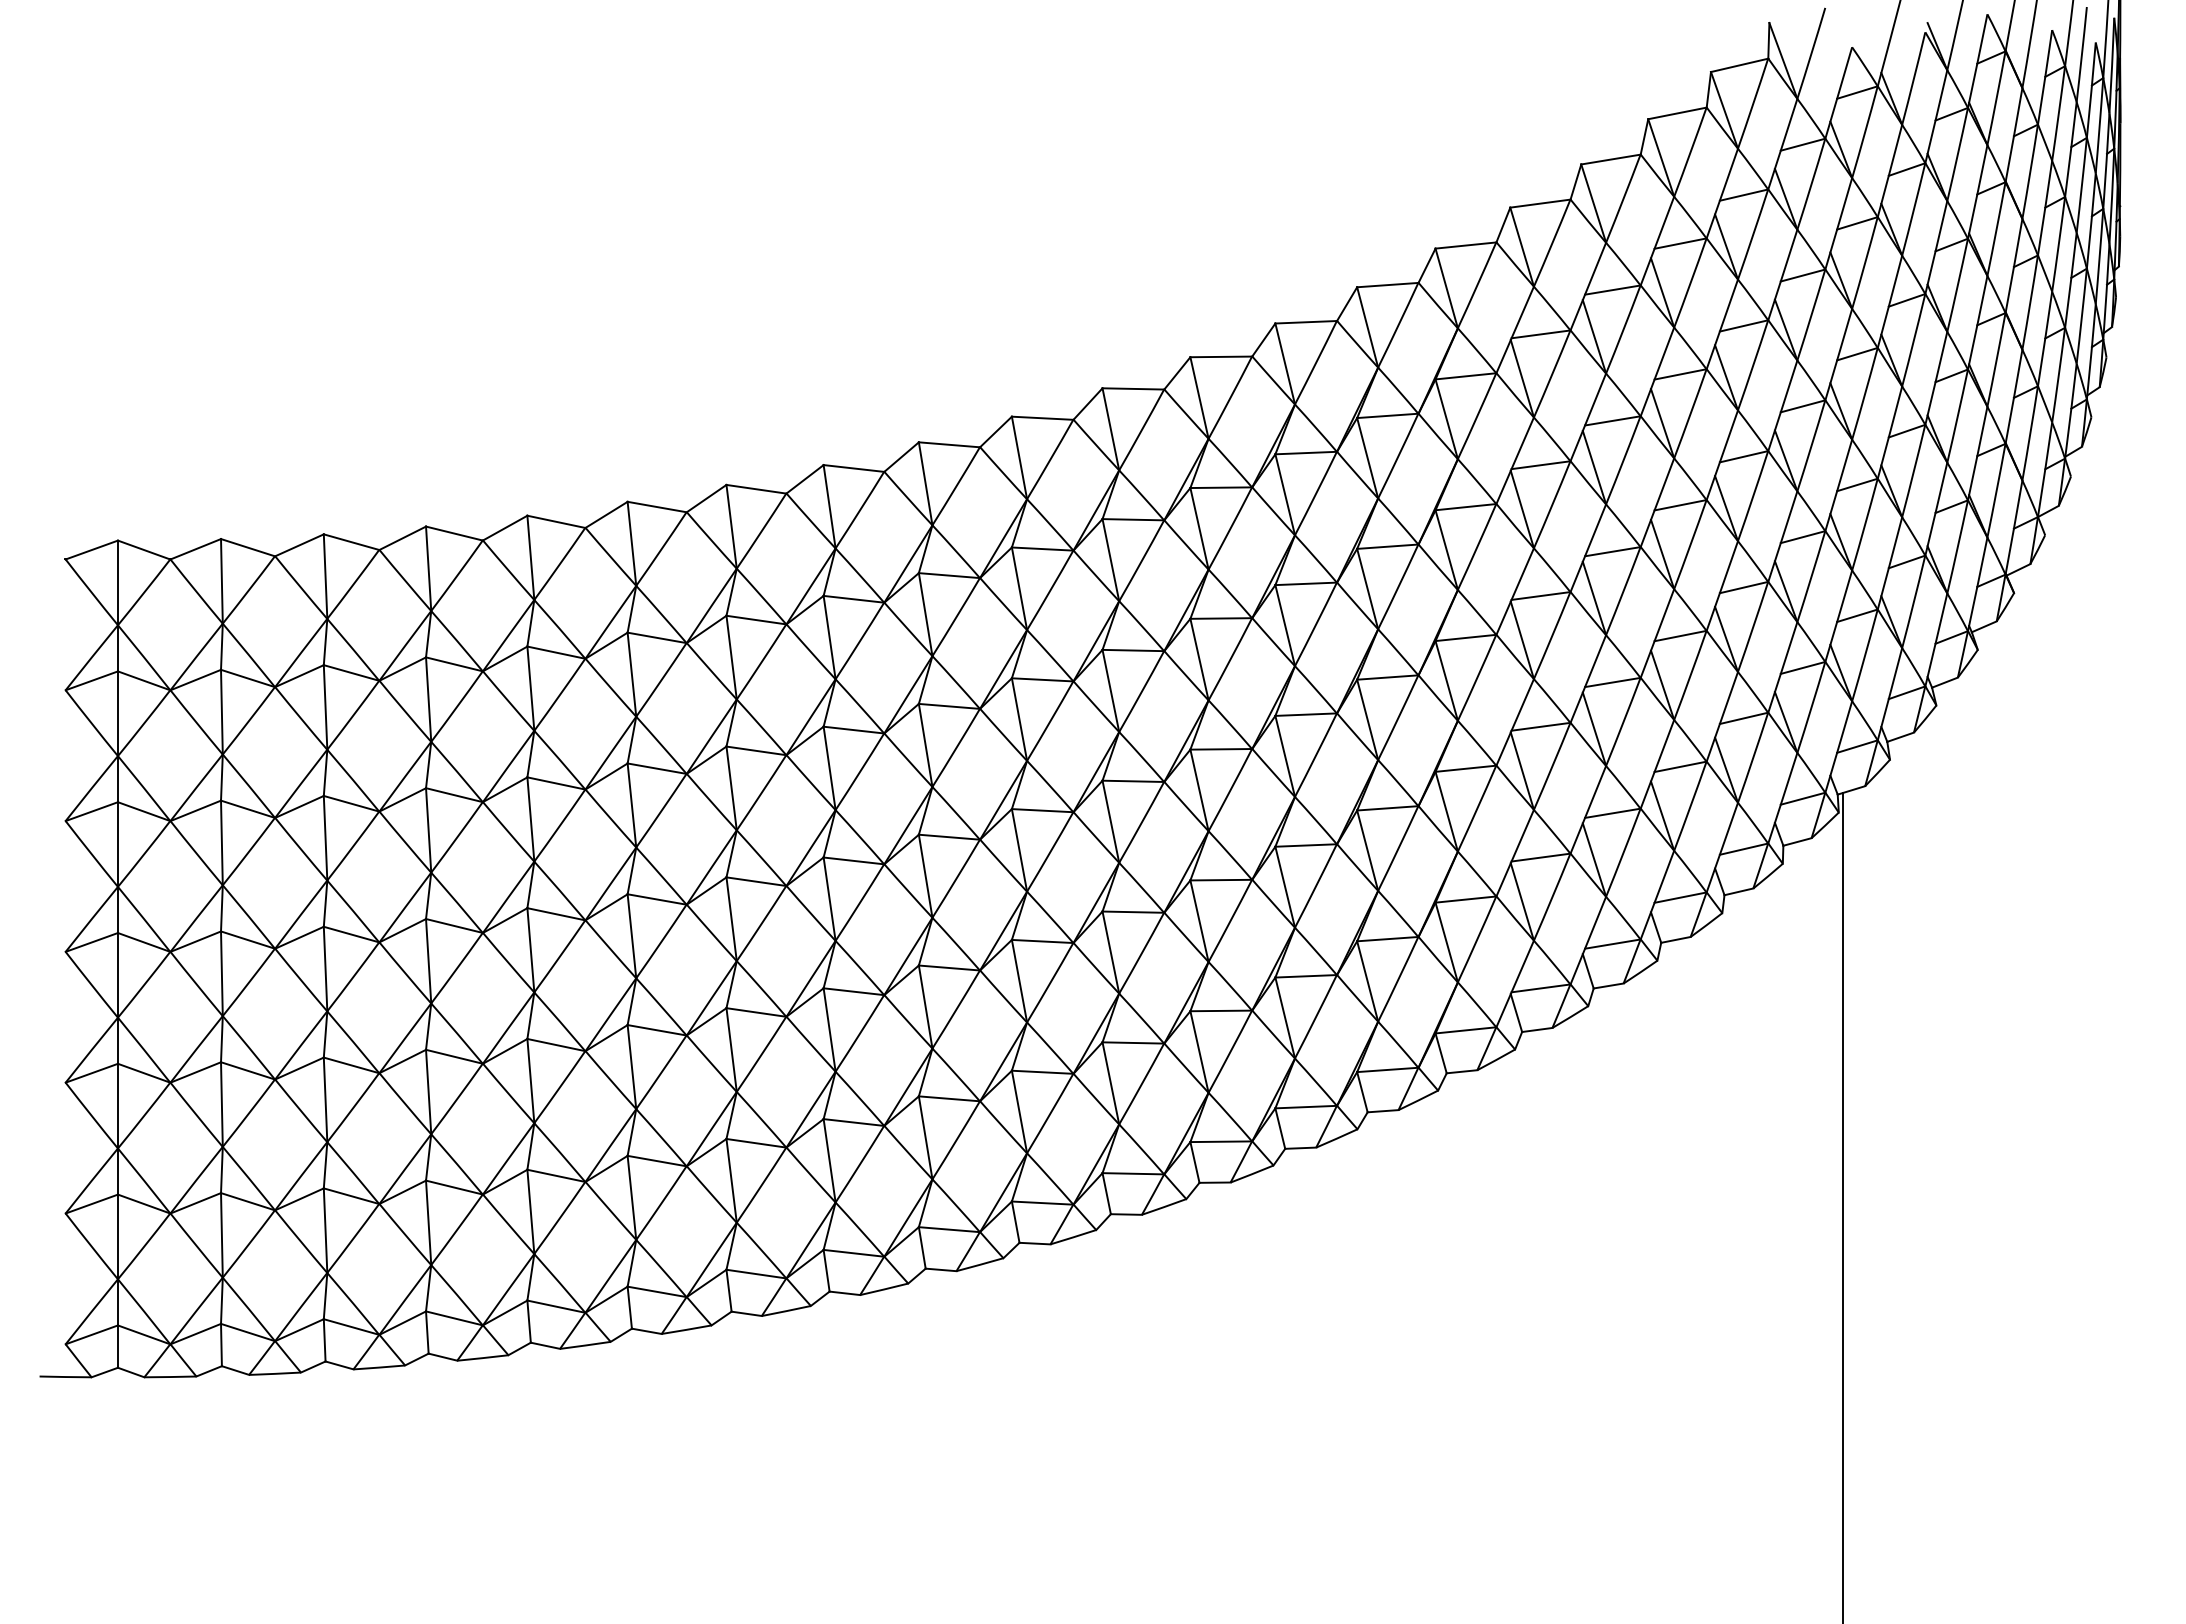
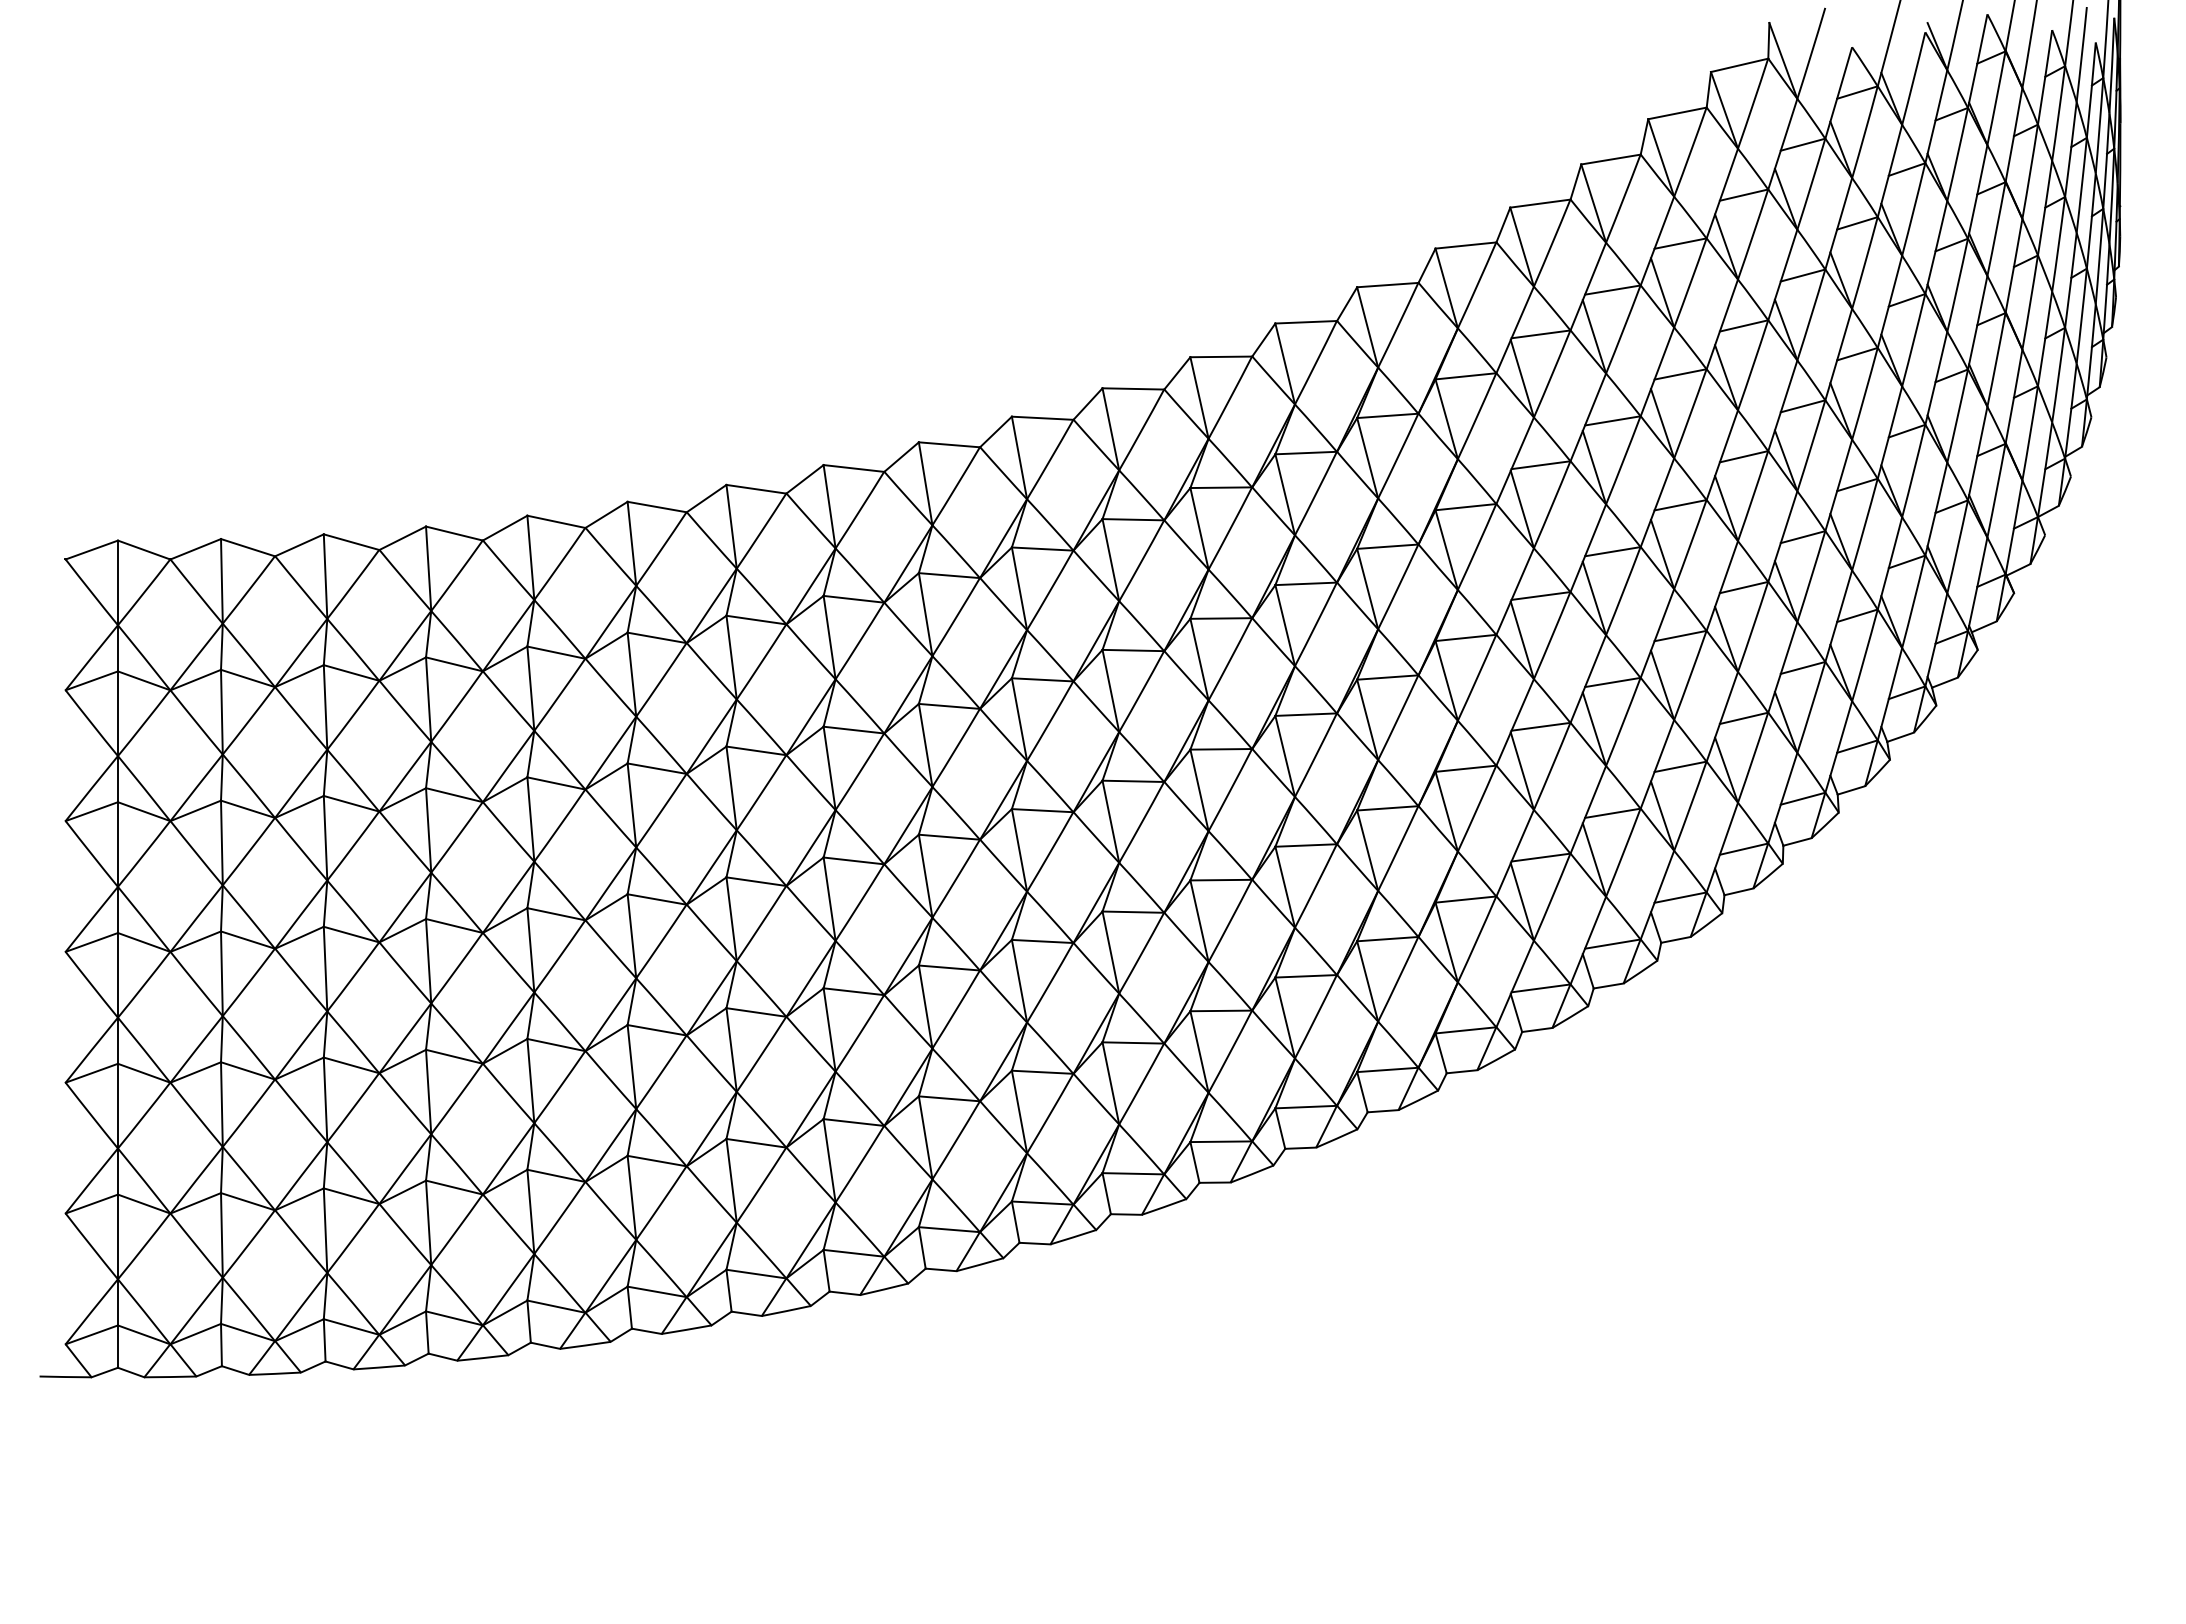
line: present -> none (1843, 1206)
